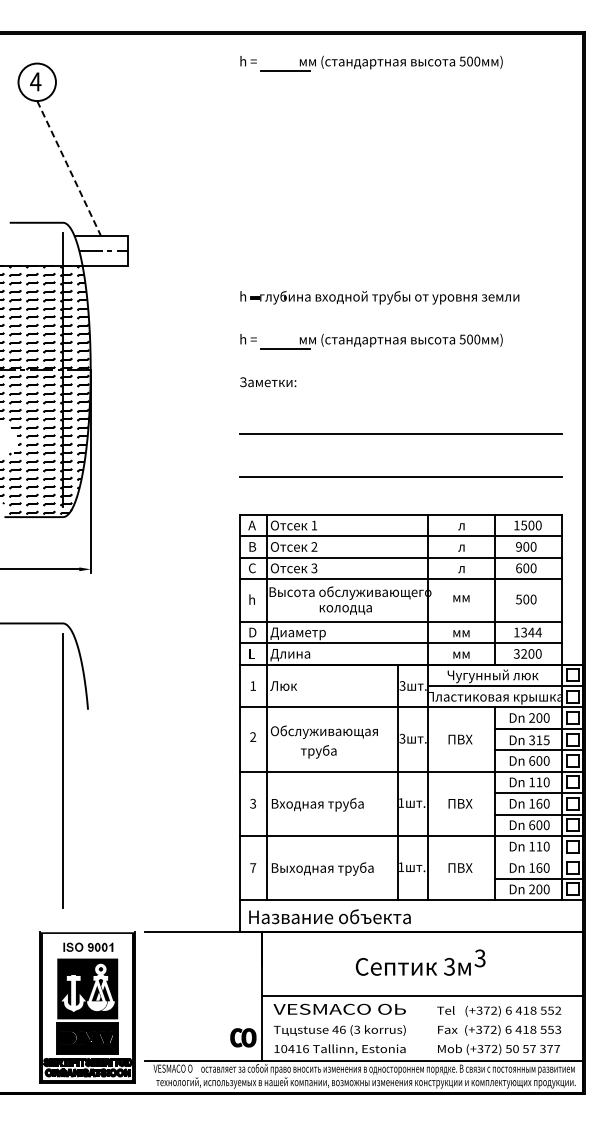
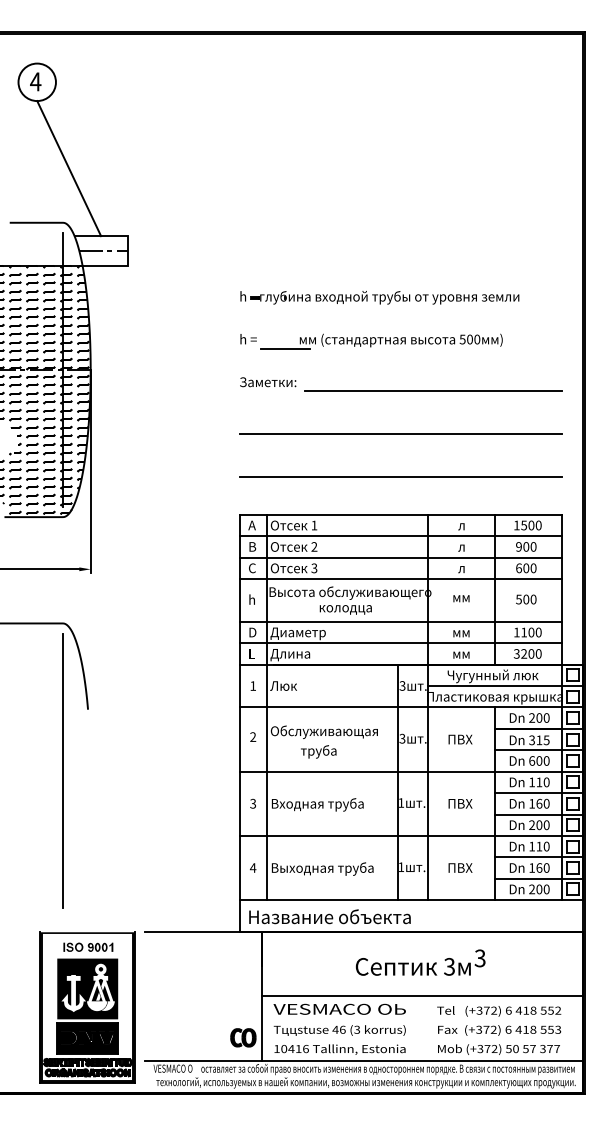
part: present -> none (371, 63)
line: dashed -> solid (69, 168)
line: none -> present (433, 391)
text: 1344 -> 1100 (531, 632)
text: 600 -> 200 (532, 825)
line: none -> present (539, 857)
text: 7 -> 4 (252, 867)
